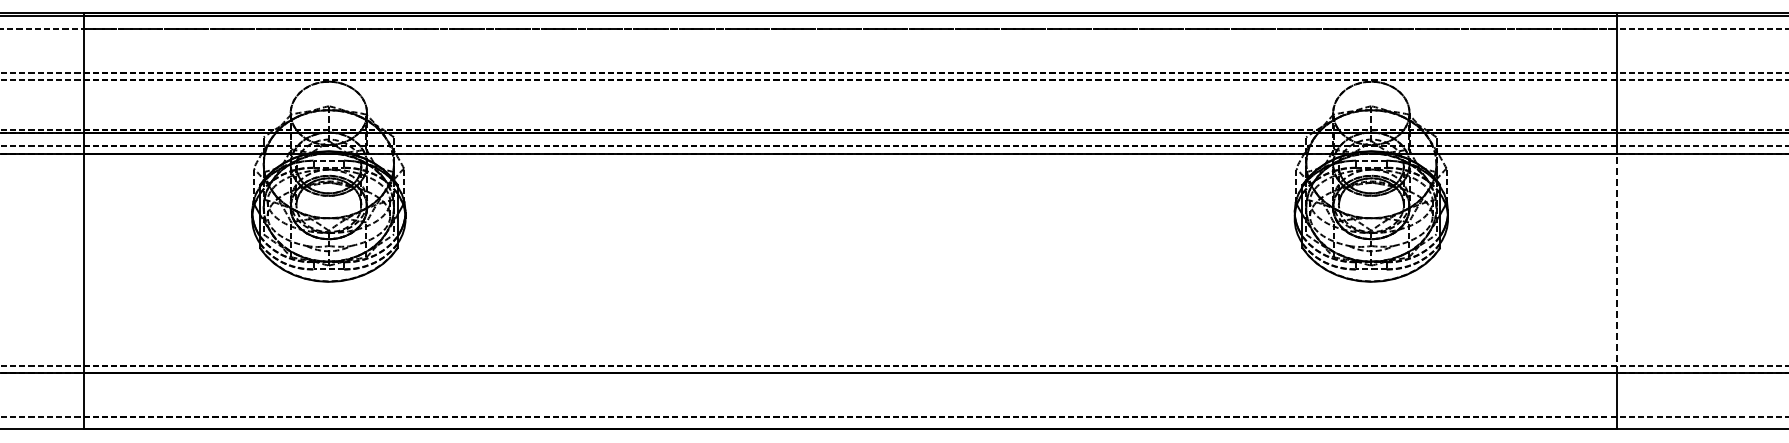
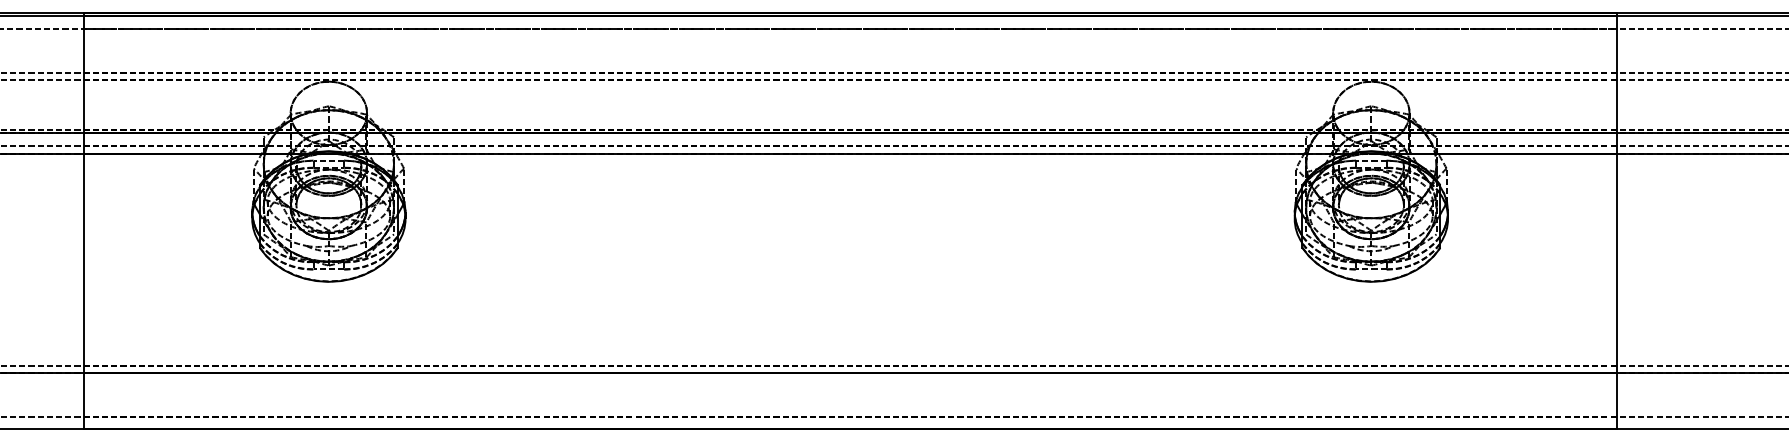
line: dashed -> solid (1616, 263)
